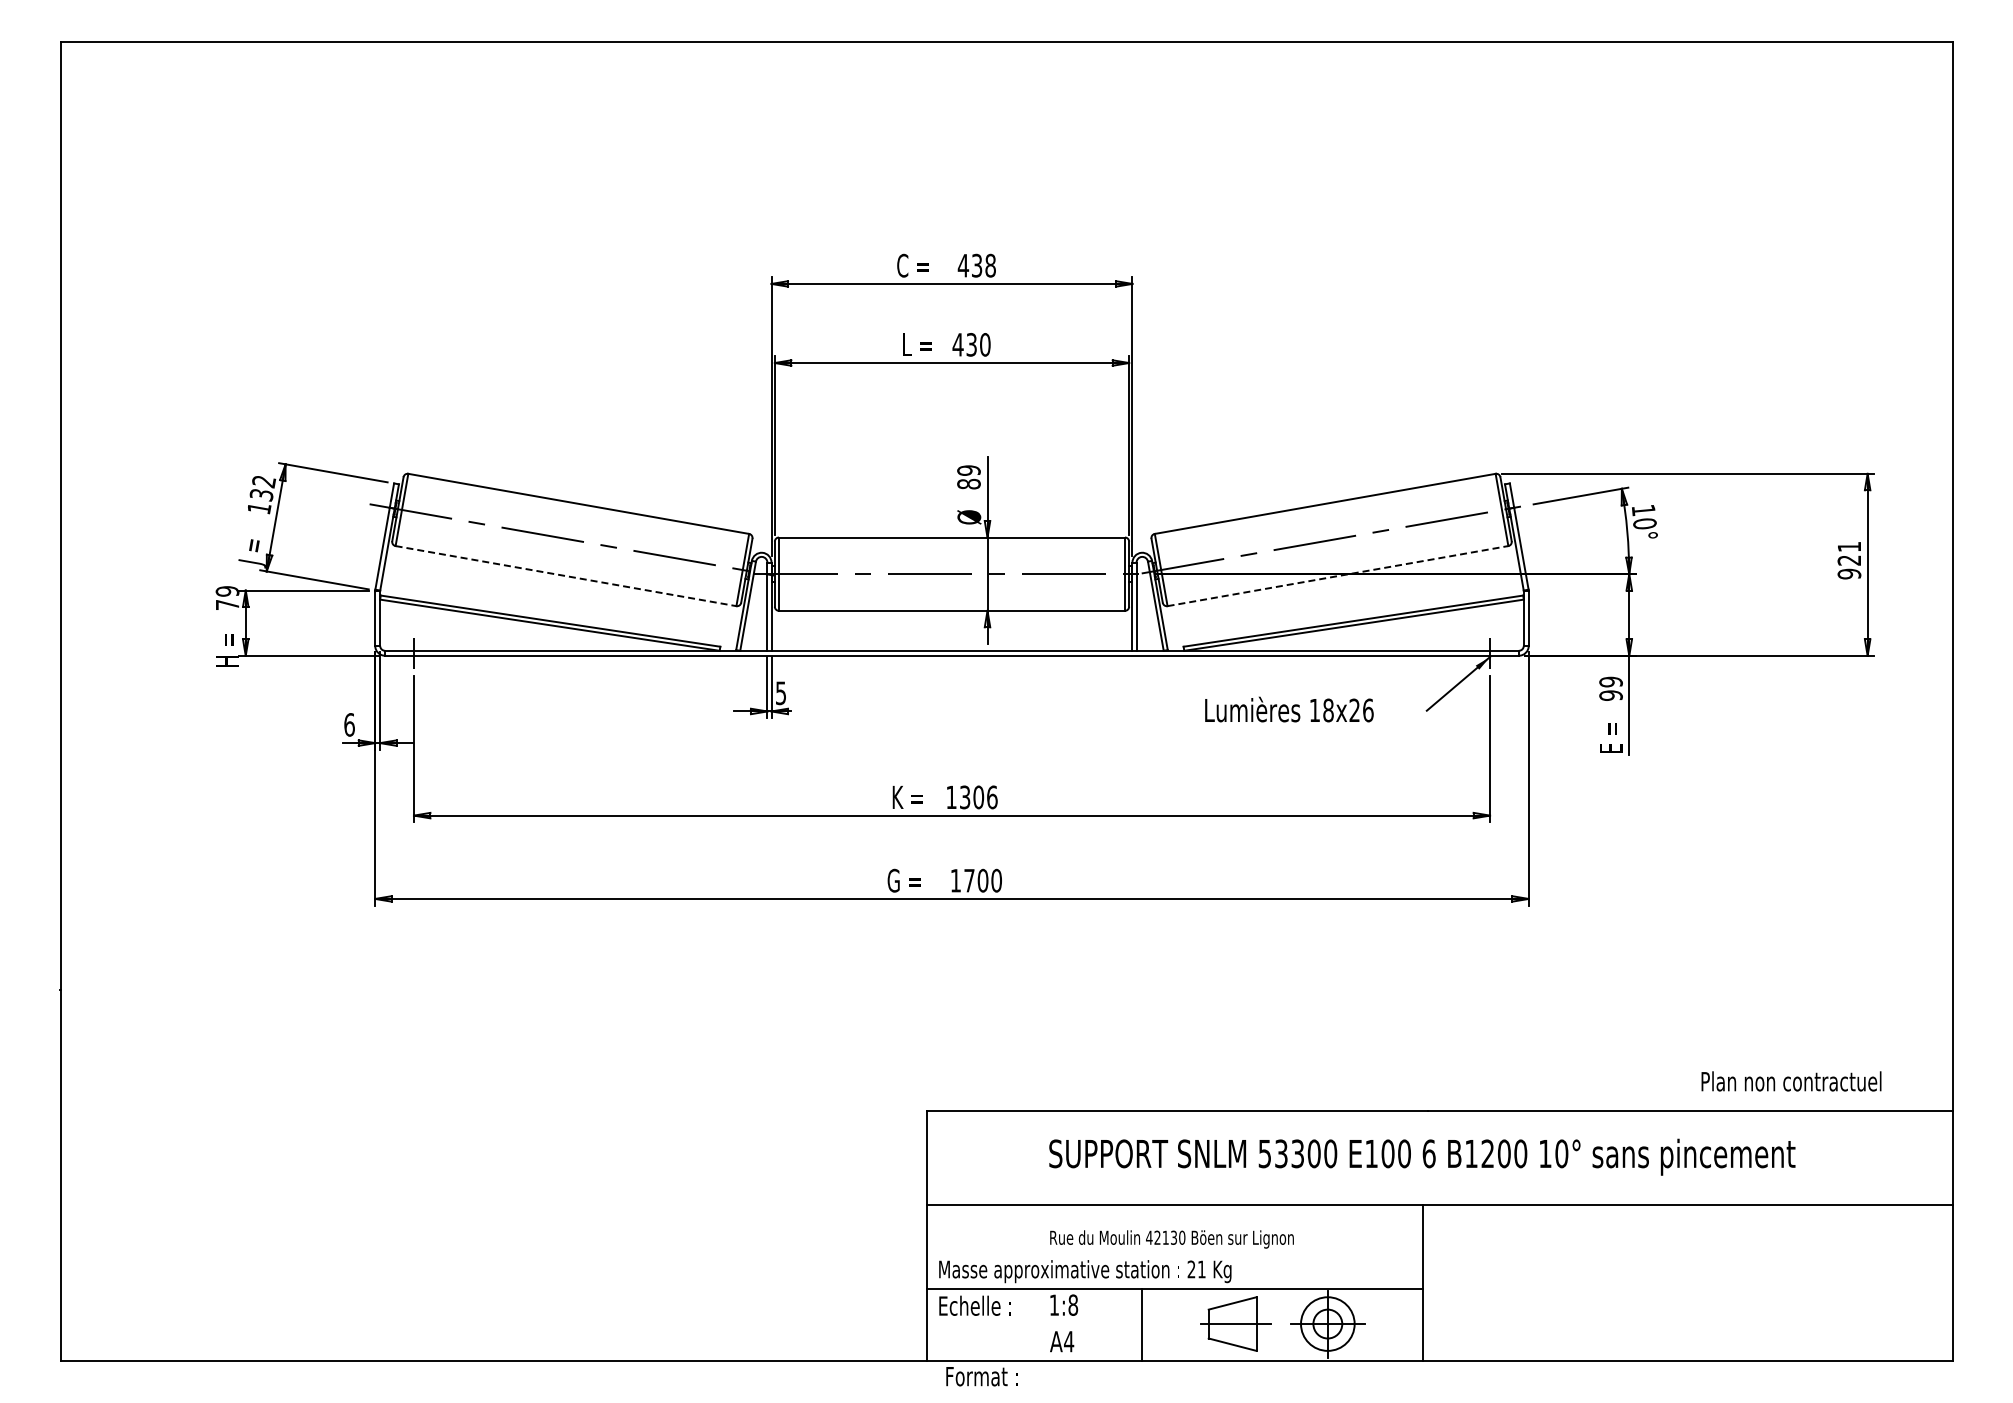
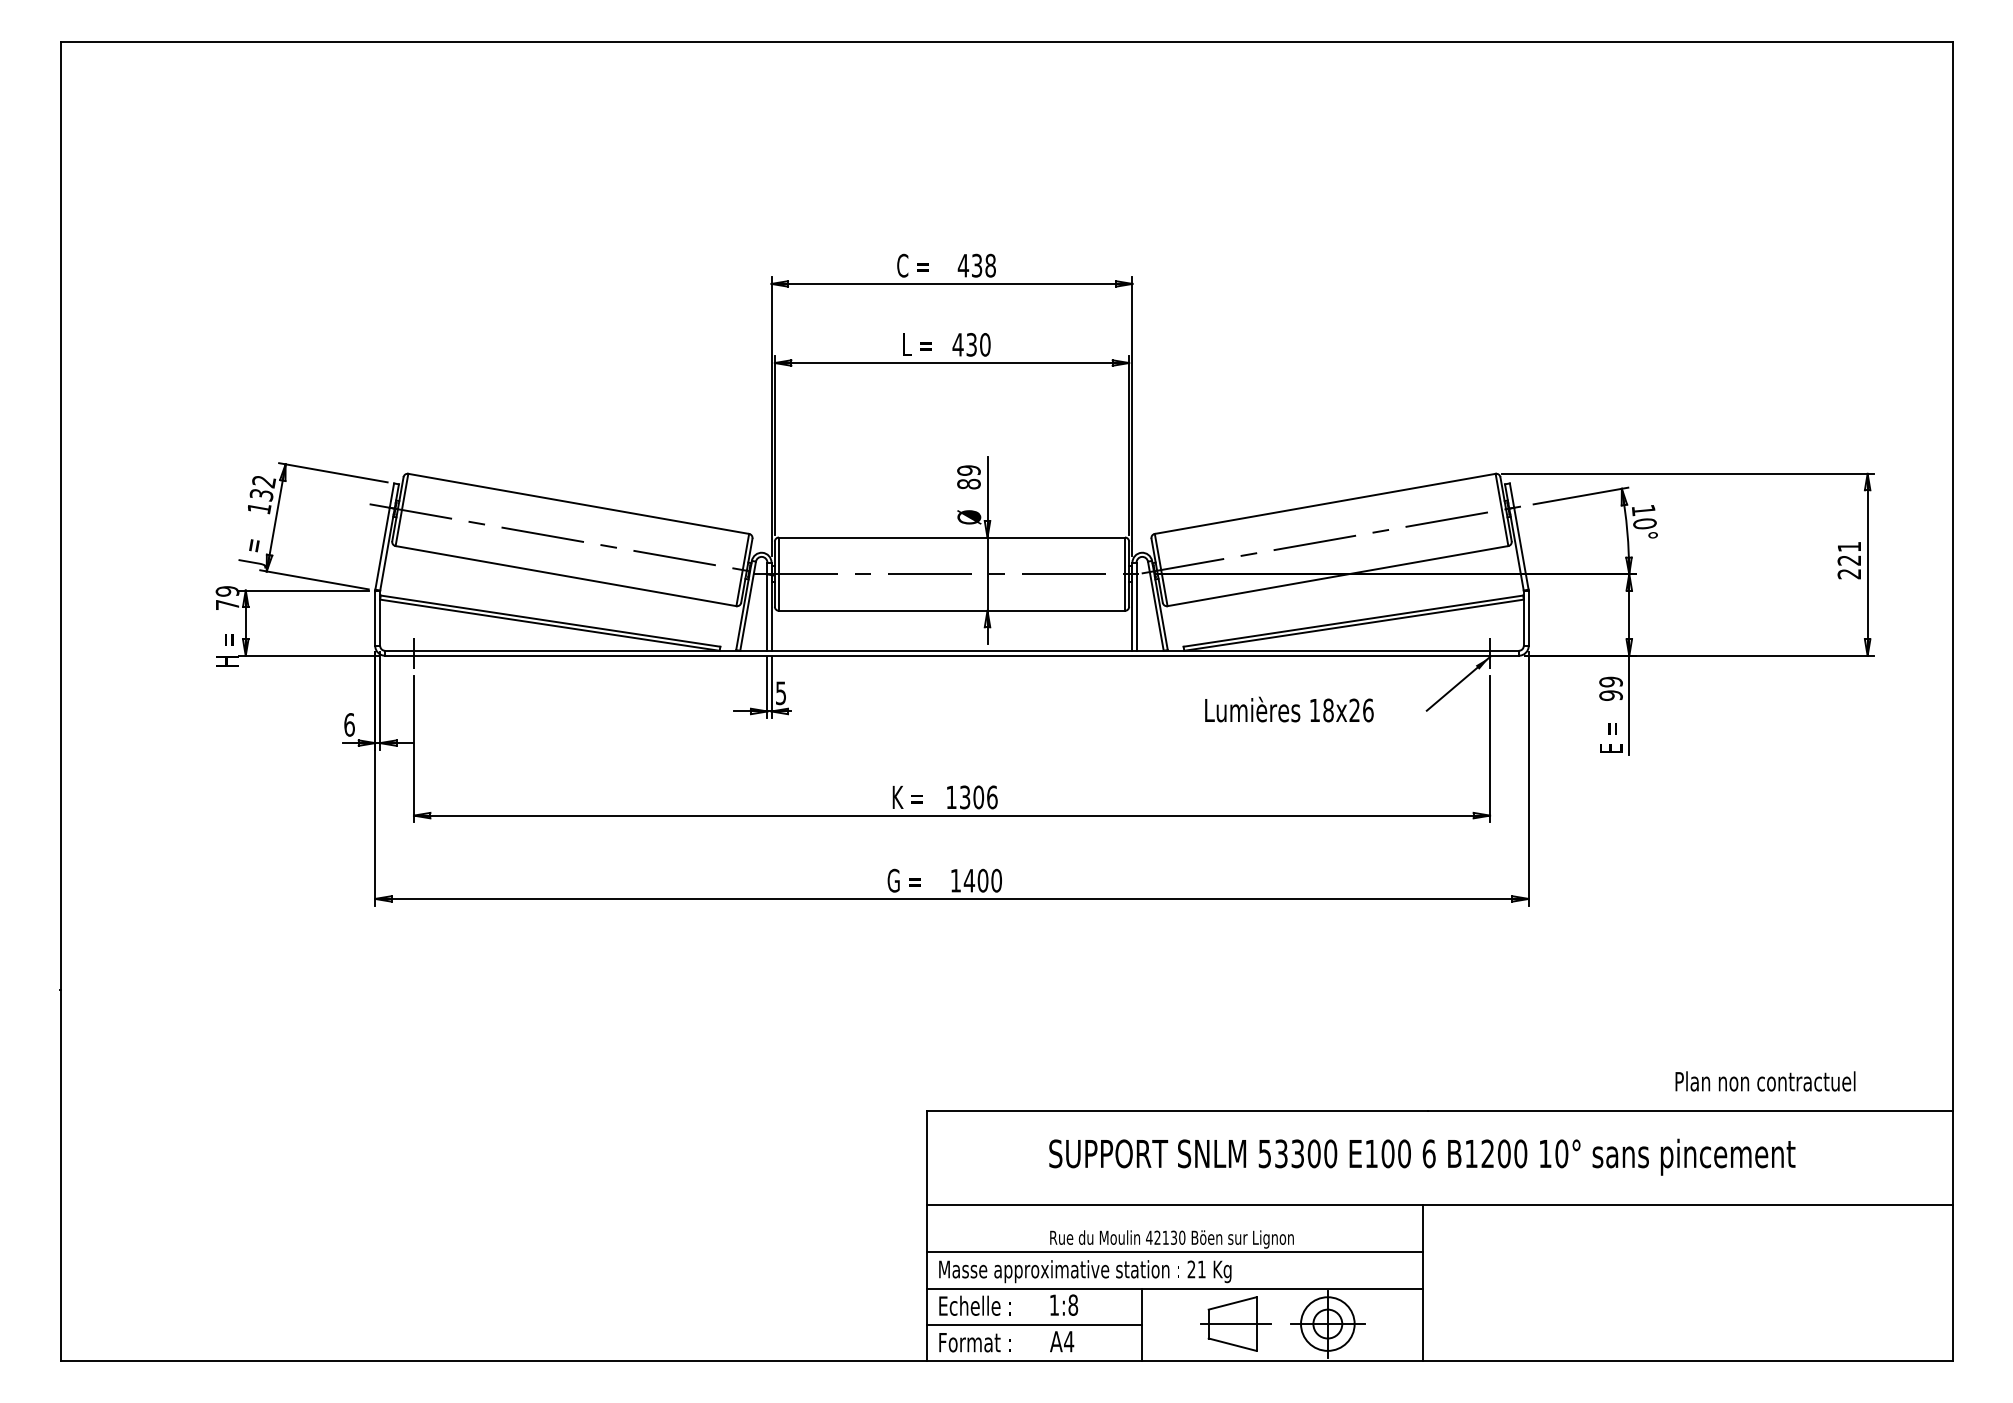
text: 921 -> 221 (1849, 573)
line: dashed -> solid (566, 576)
line: dashed -> solid (1338, 576)
text: 1700 -> 1400 (969, 880)
text position: (1791, 1081) -> (1765, 1081) (1765, 1081)
line: none -> present (1174, 1252)
line: none -> present (1033, 1324)
text position: (981, 1376) -> (974, 1342) (974, 1342)
